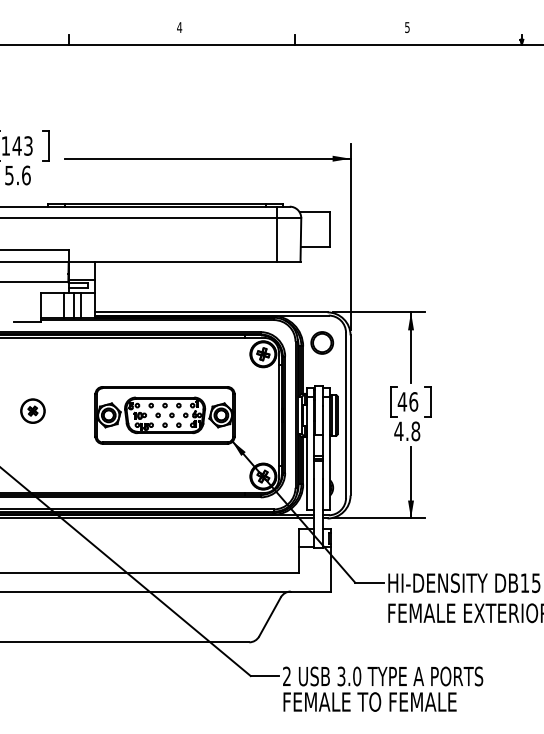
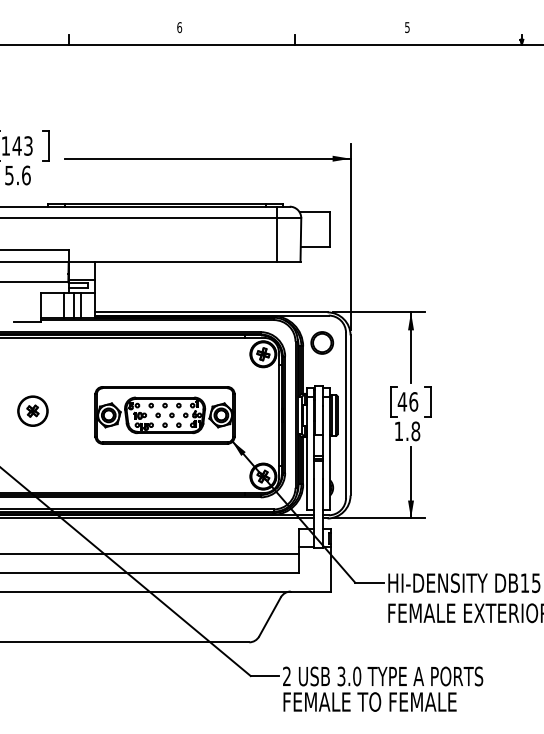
text: 4 -> 6 (179, 27)
part size: 26x26 px -> 32x32 px (32, 410)
text: 4.8 -> 1.8 (398, 430)
line: none -> present (150, 554)
